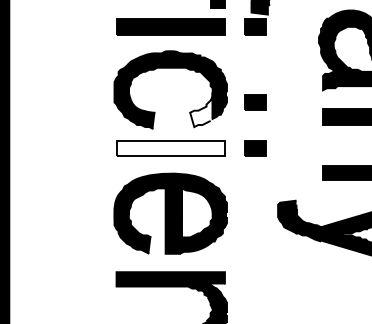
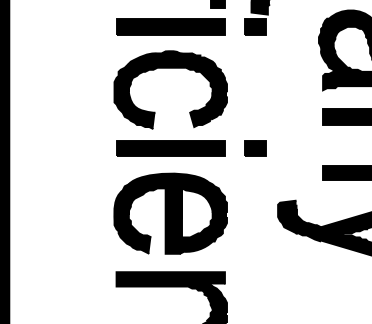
part: present -> none (255, 102)
fill: none -> present (201, 109)
fill: none -> present (170, 148)
